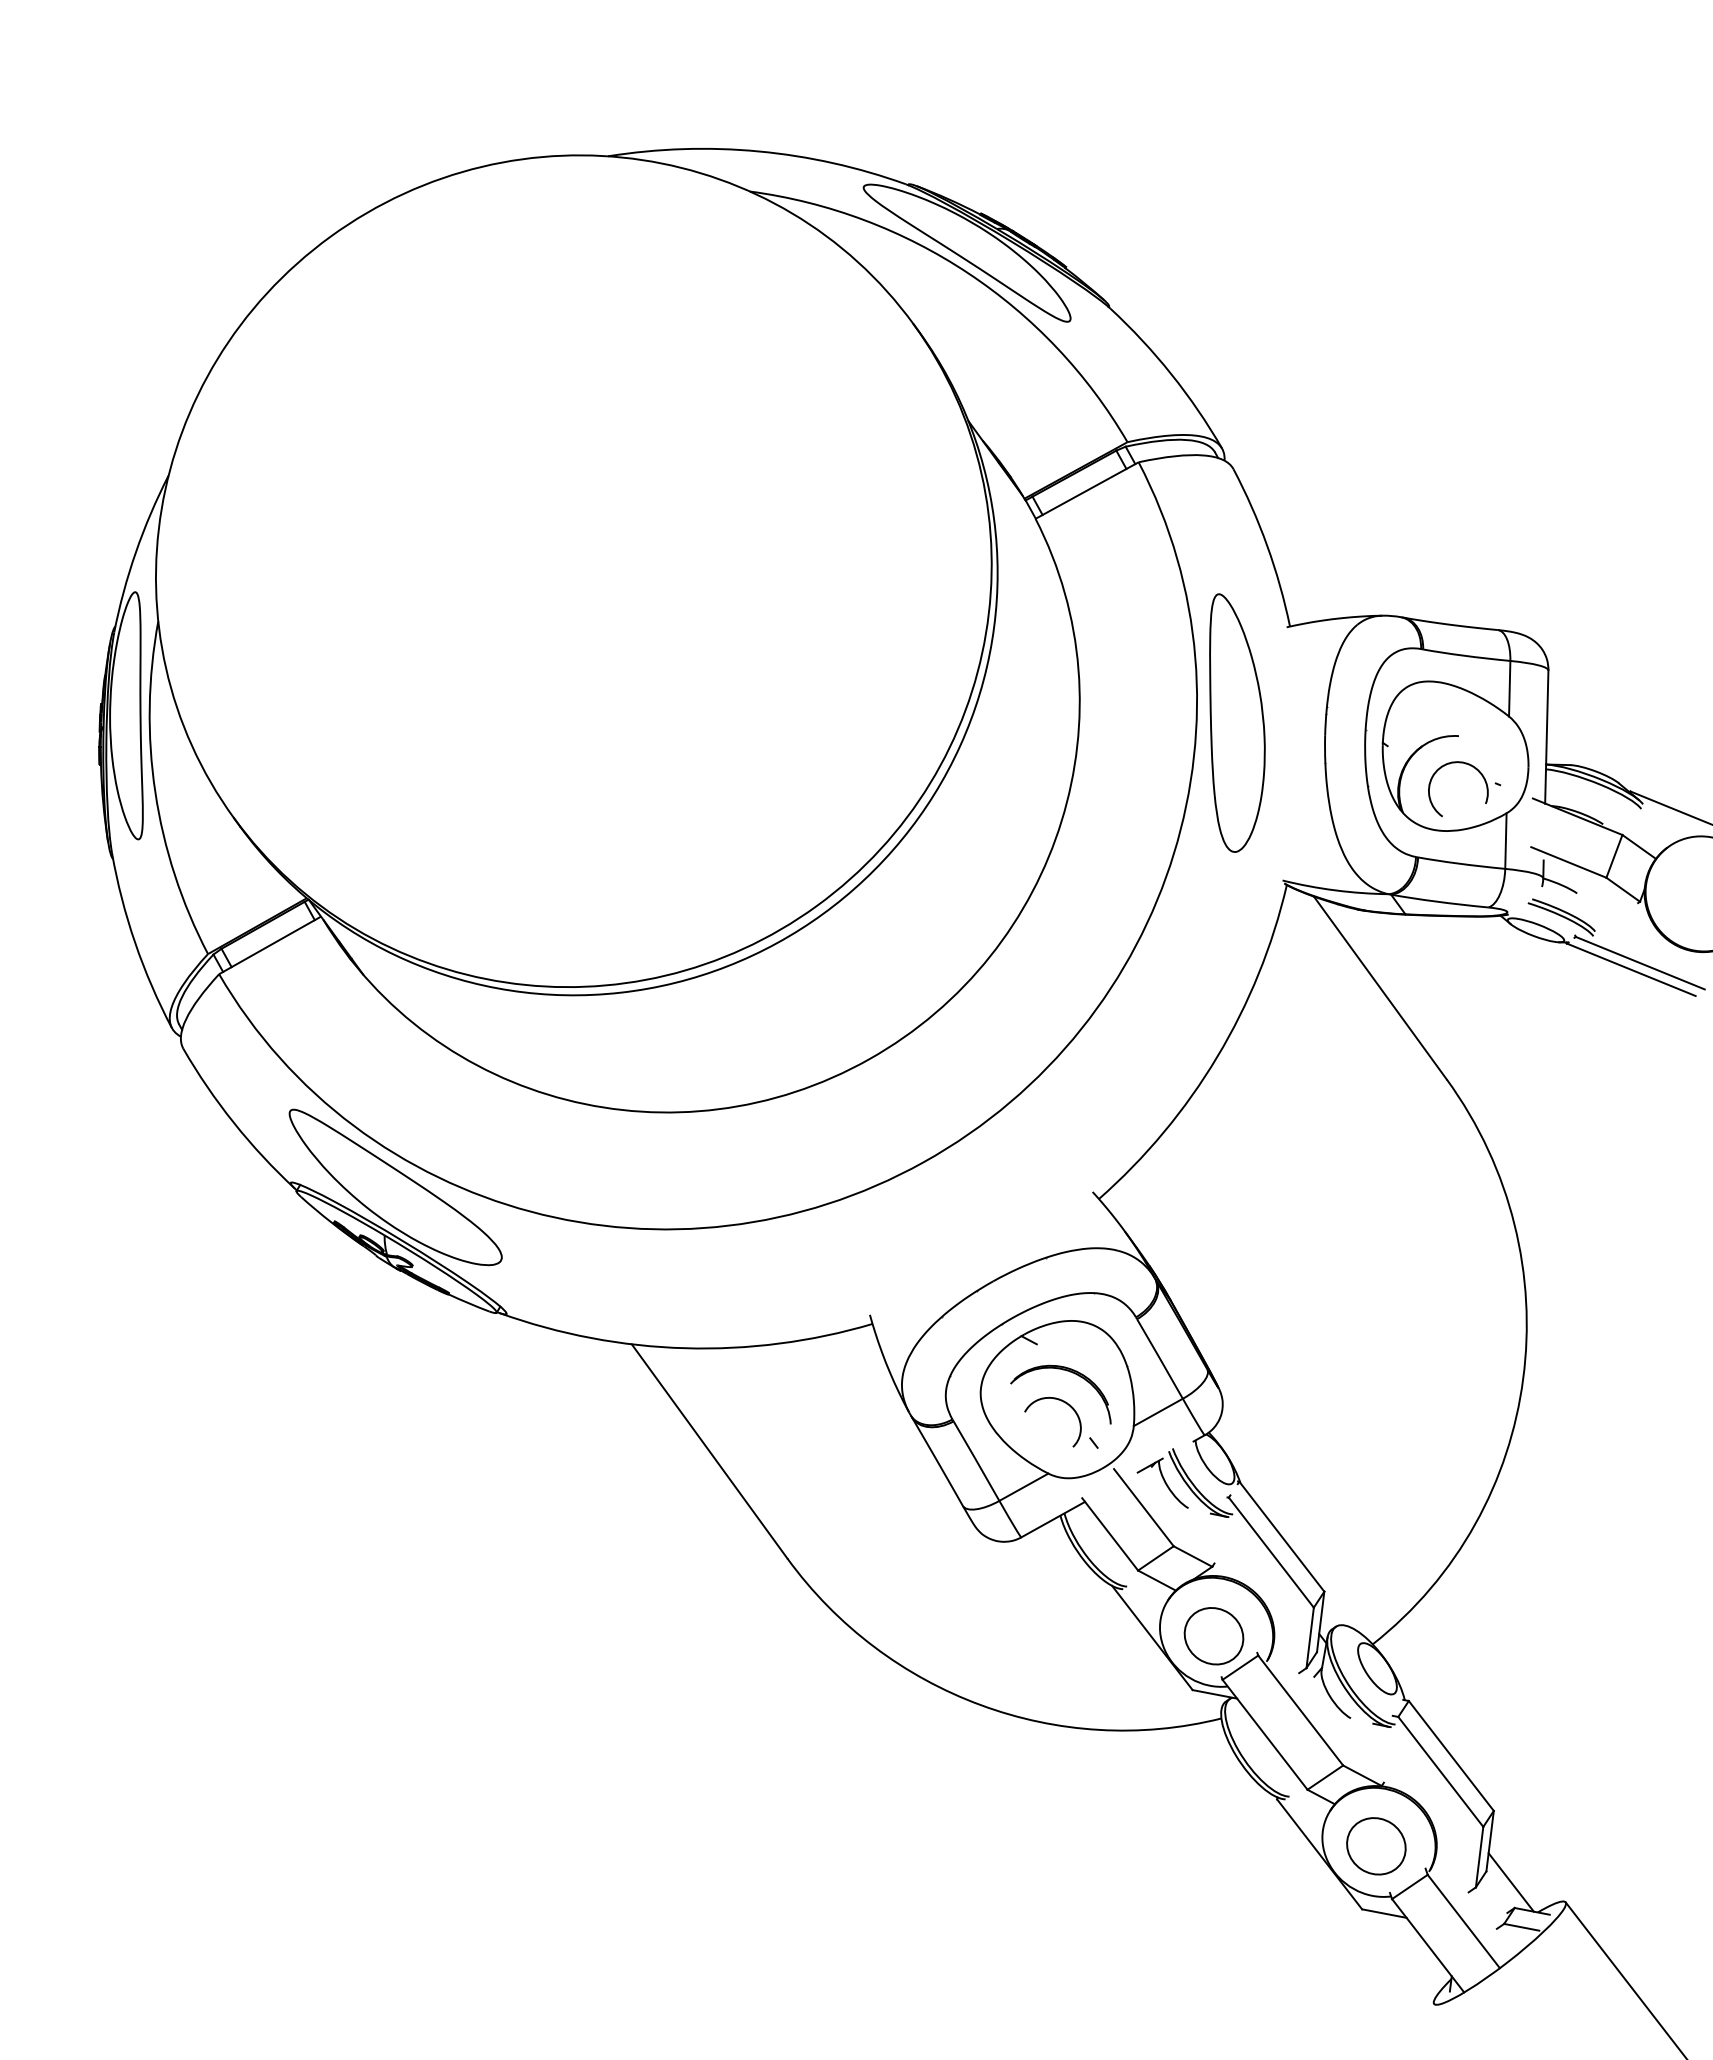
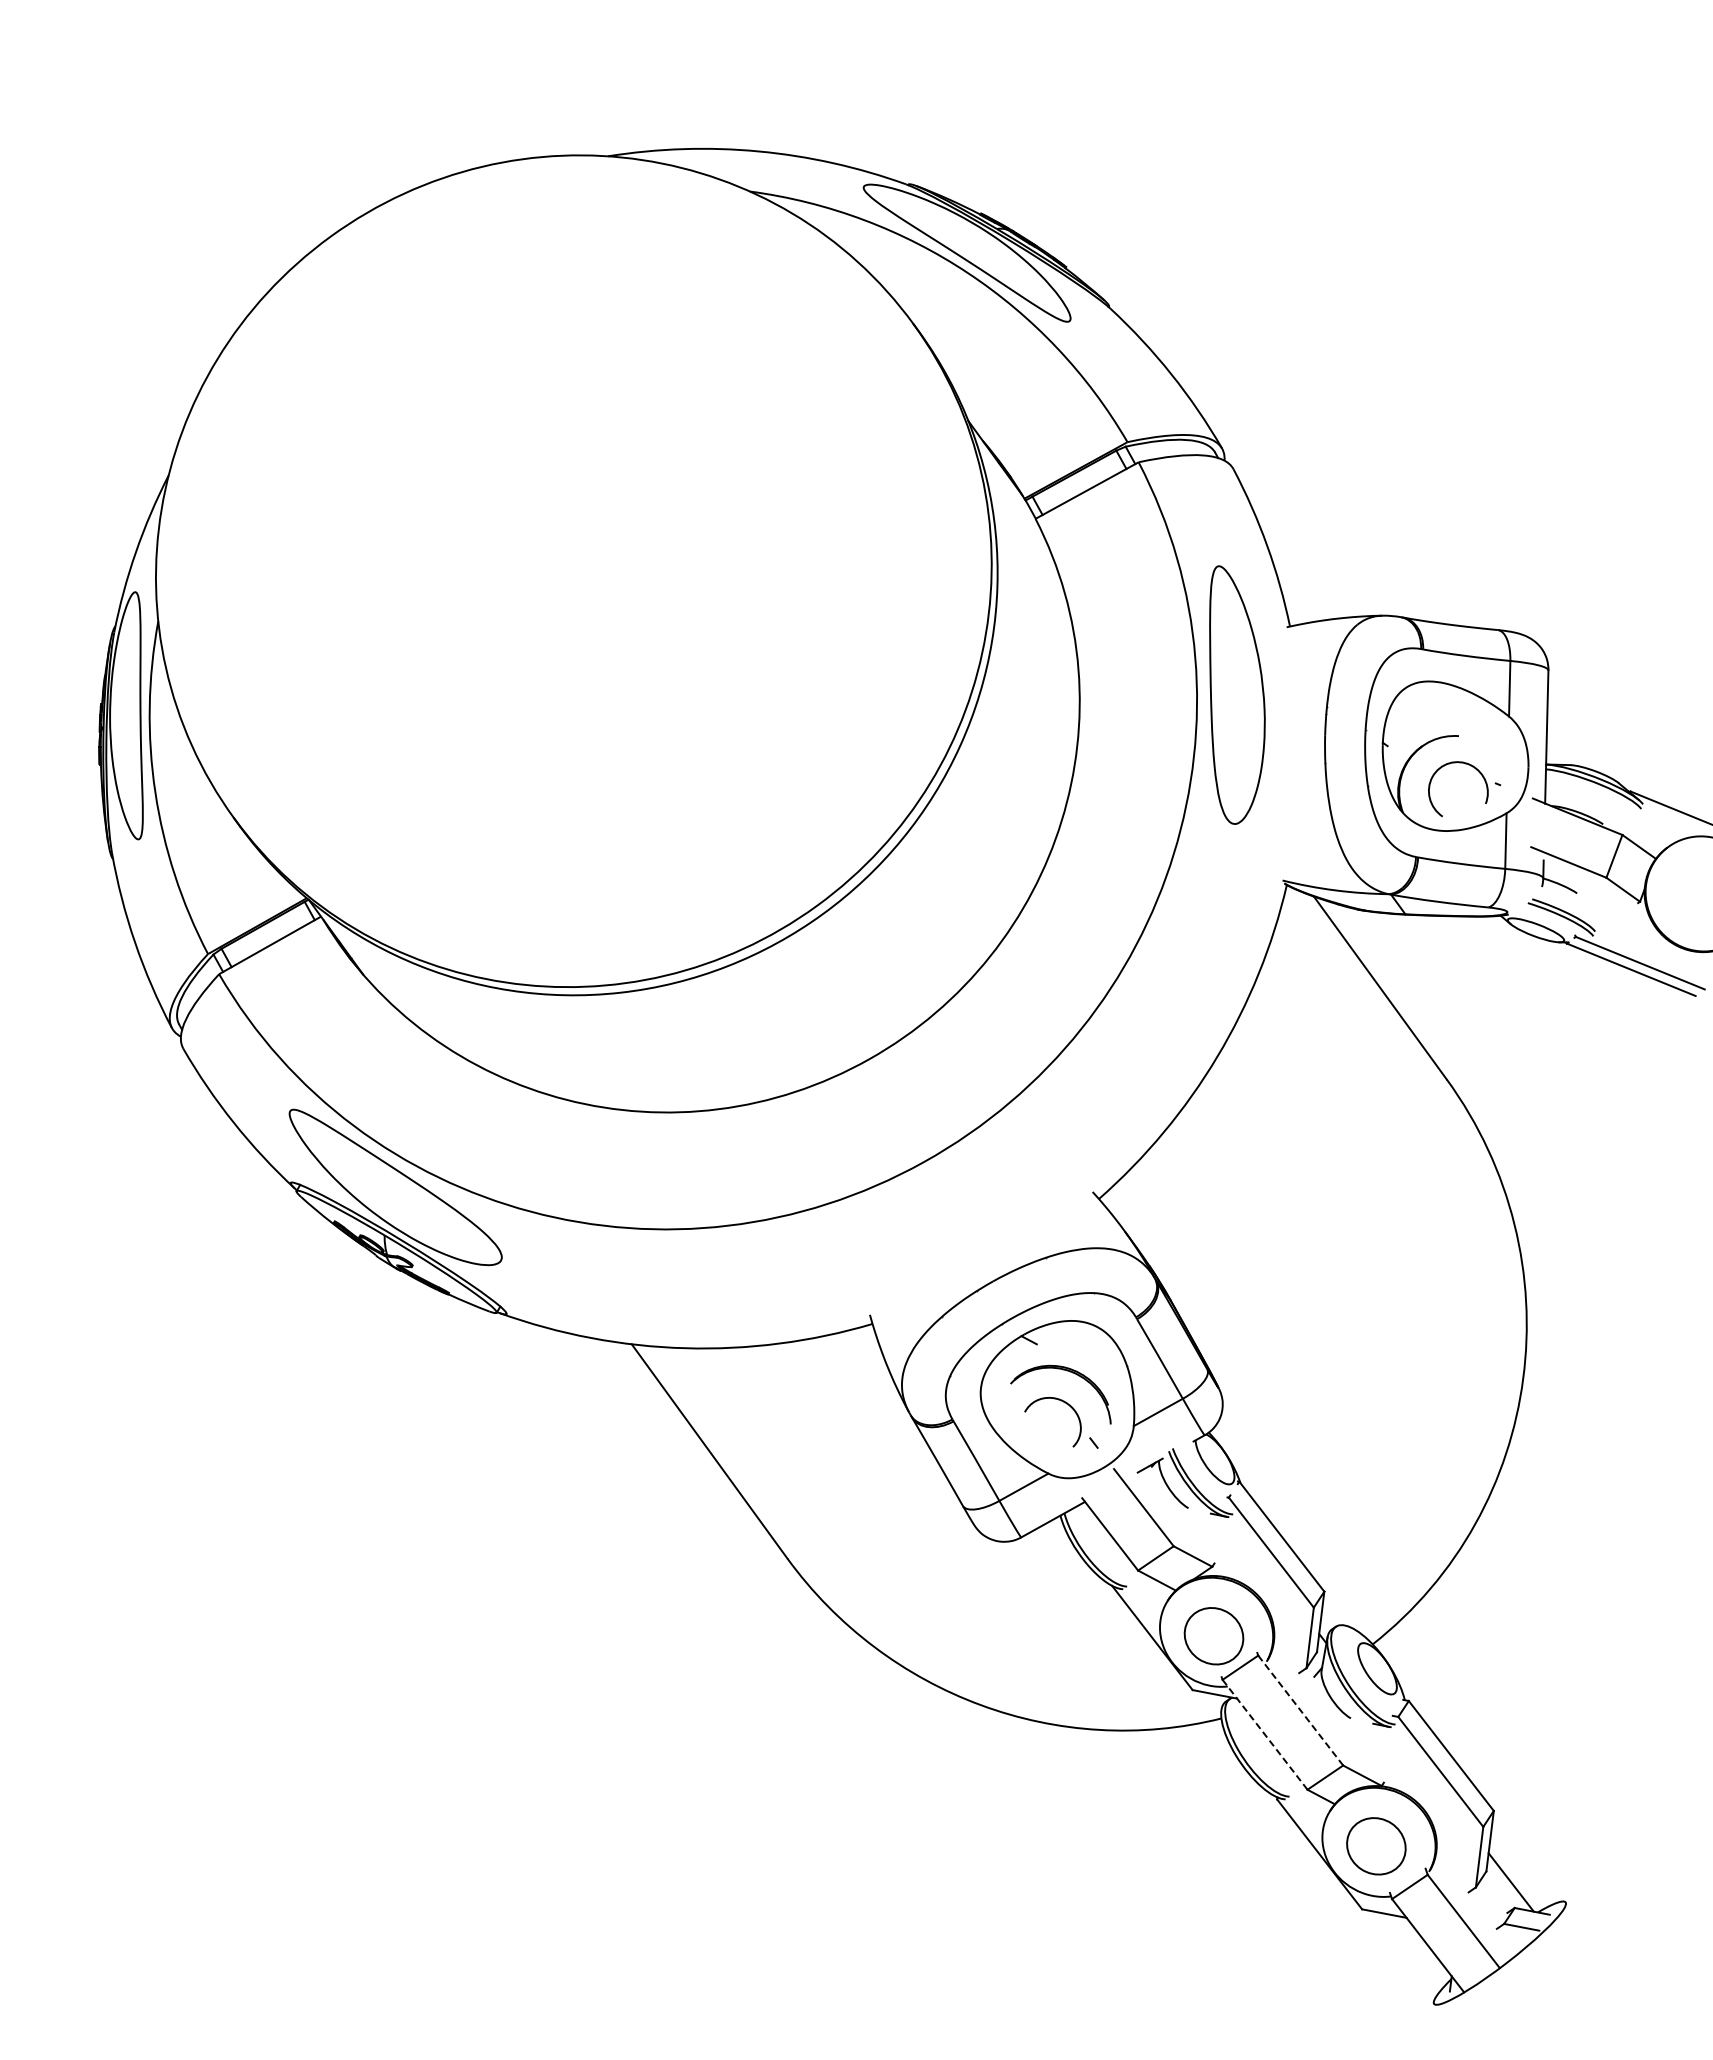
part position: (1237, 722) -> (1237, 694) (1237, 694)
line: solid -> dashed (1301, 1710)
line: solid -> dashed (1264, 1734)
line: present -> none (1624, 1979)
